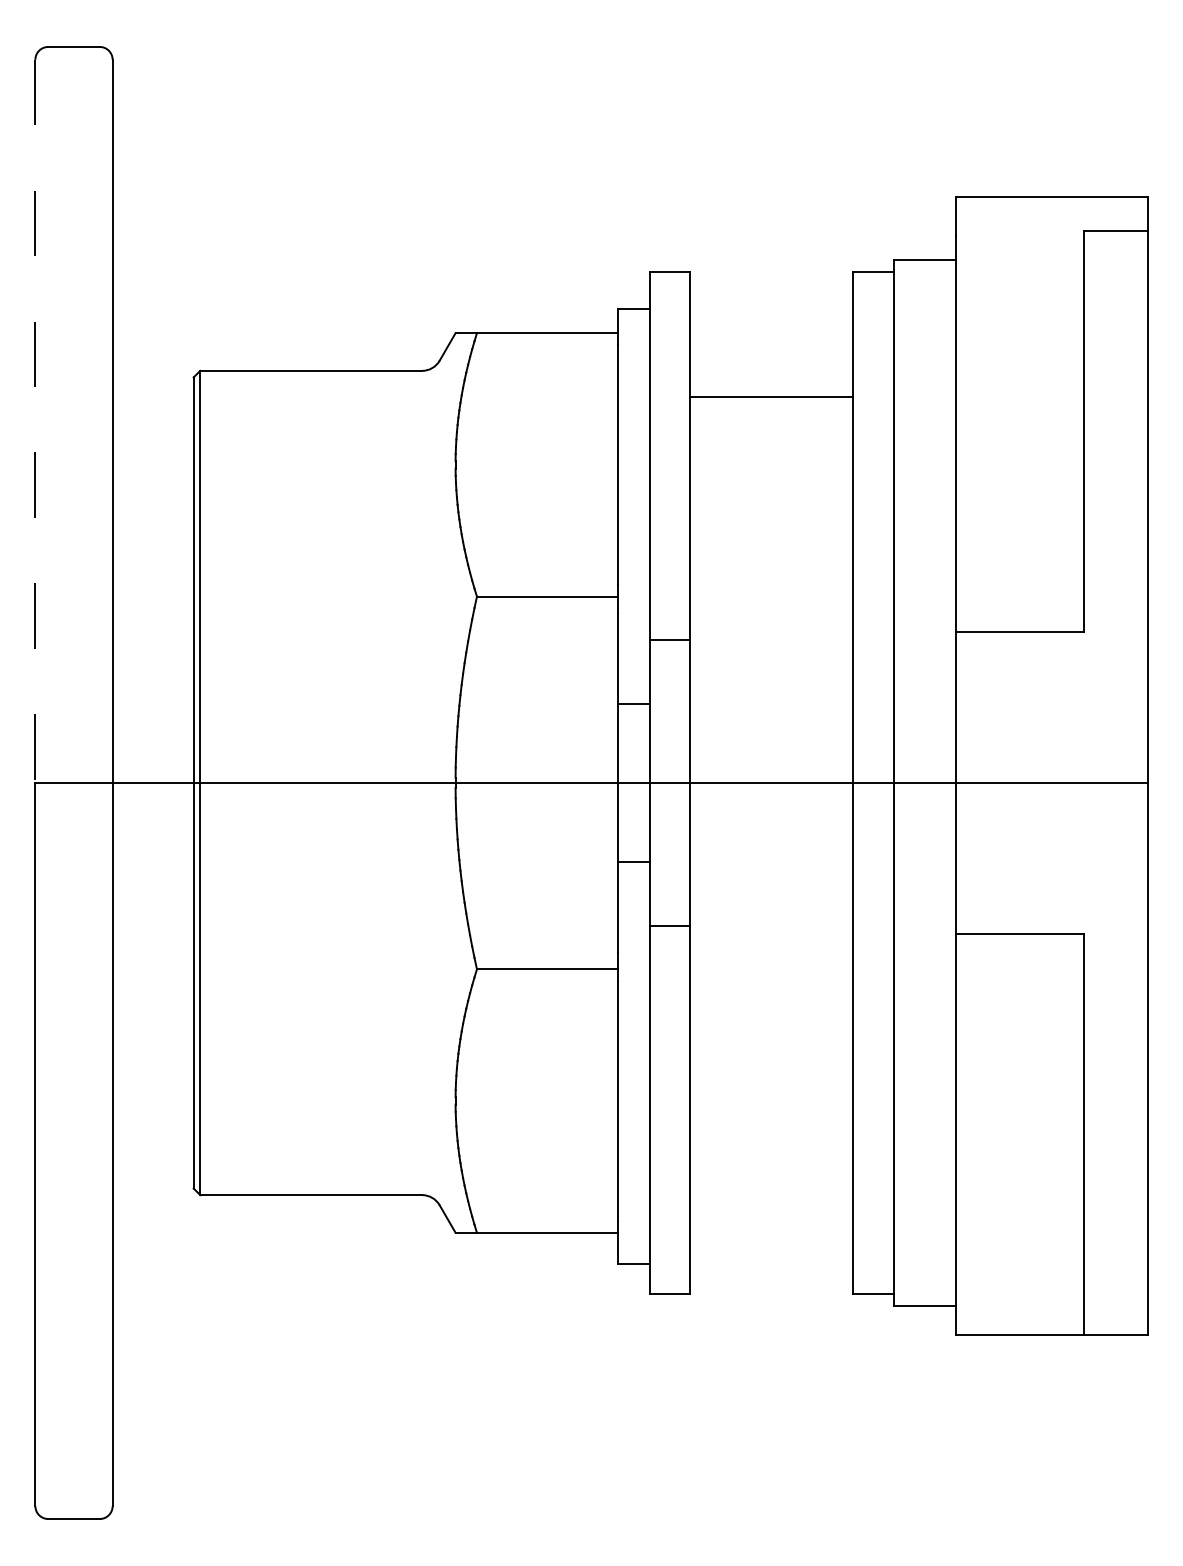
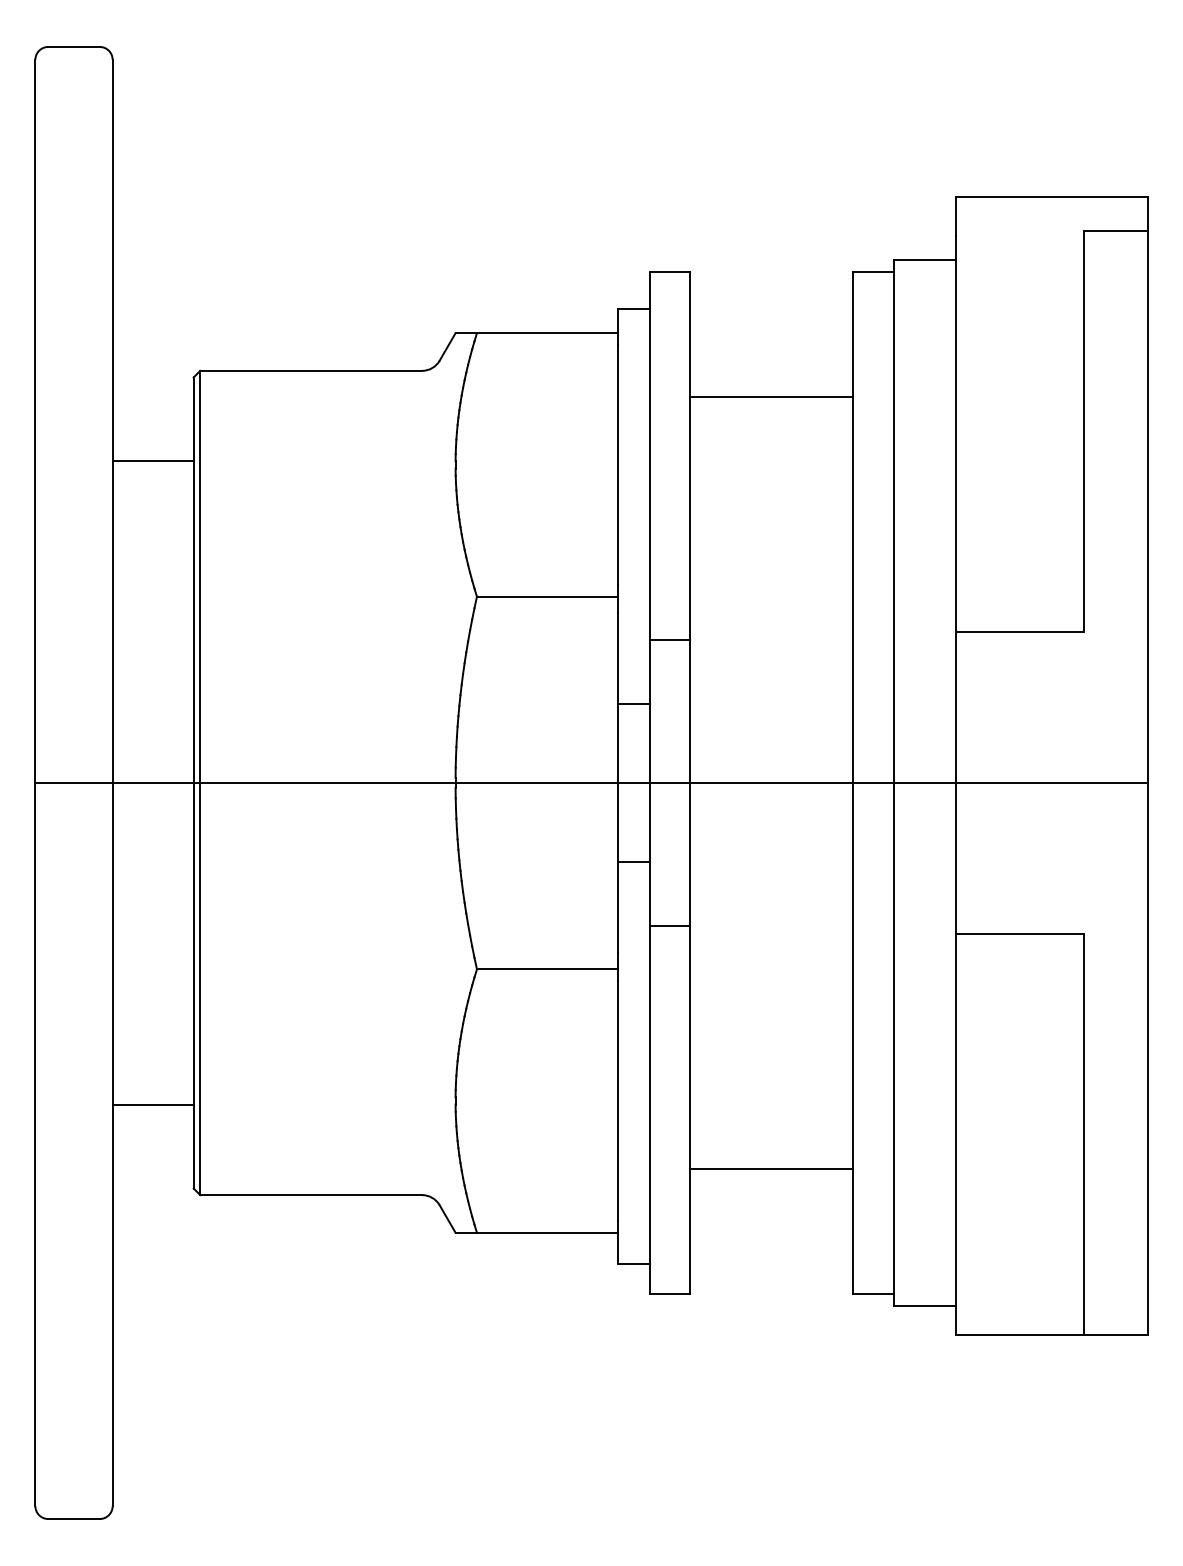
line: dashed -> solid (35, 421)
line: none -> present (152, 461)
line: none -> present (152, 1104)
line: none -> present (771, 1169)
